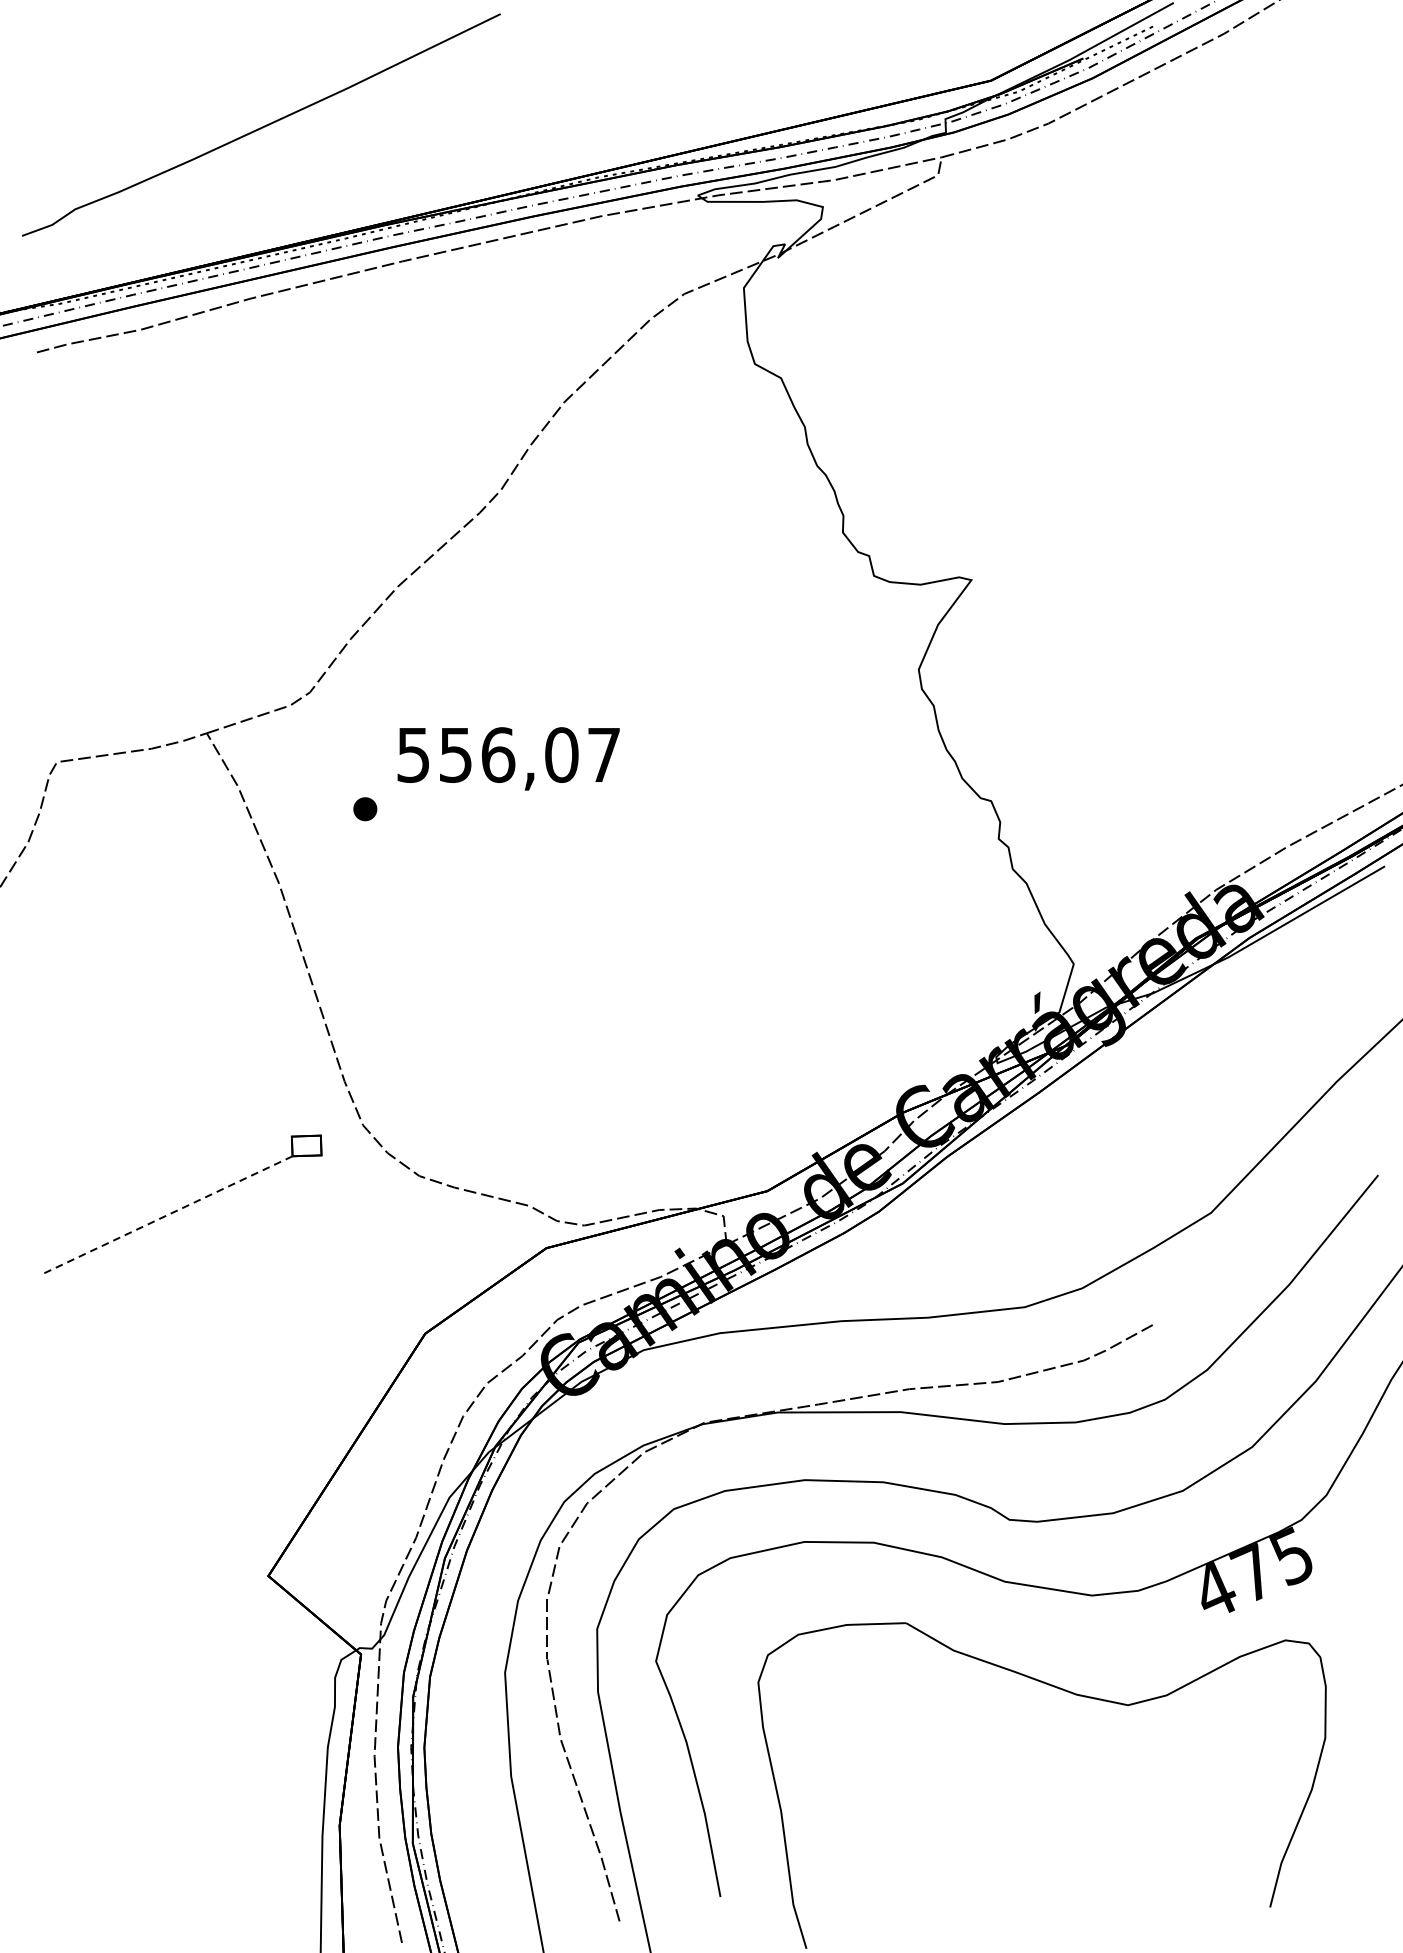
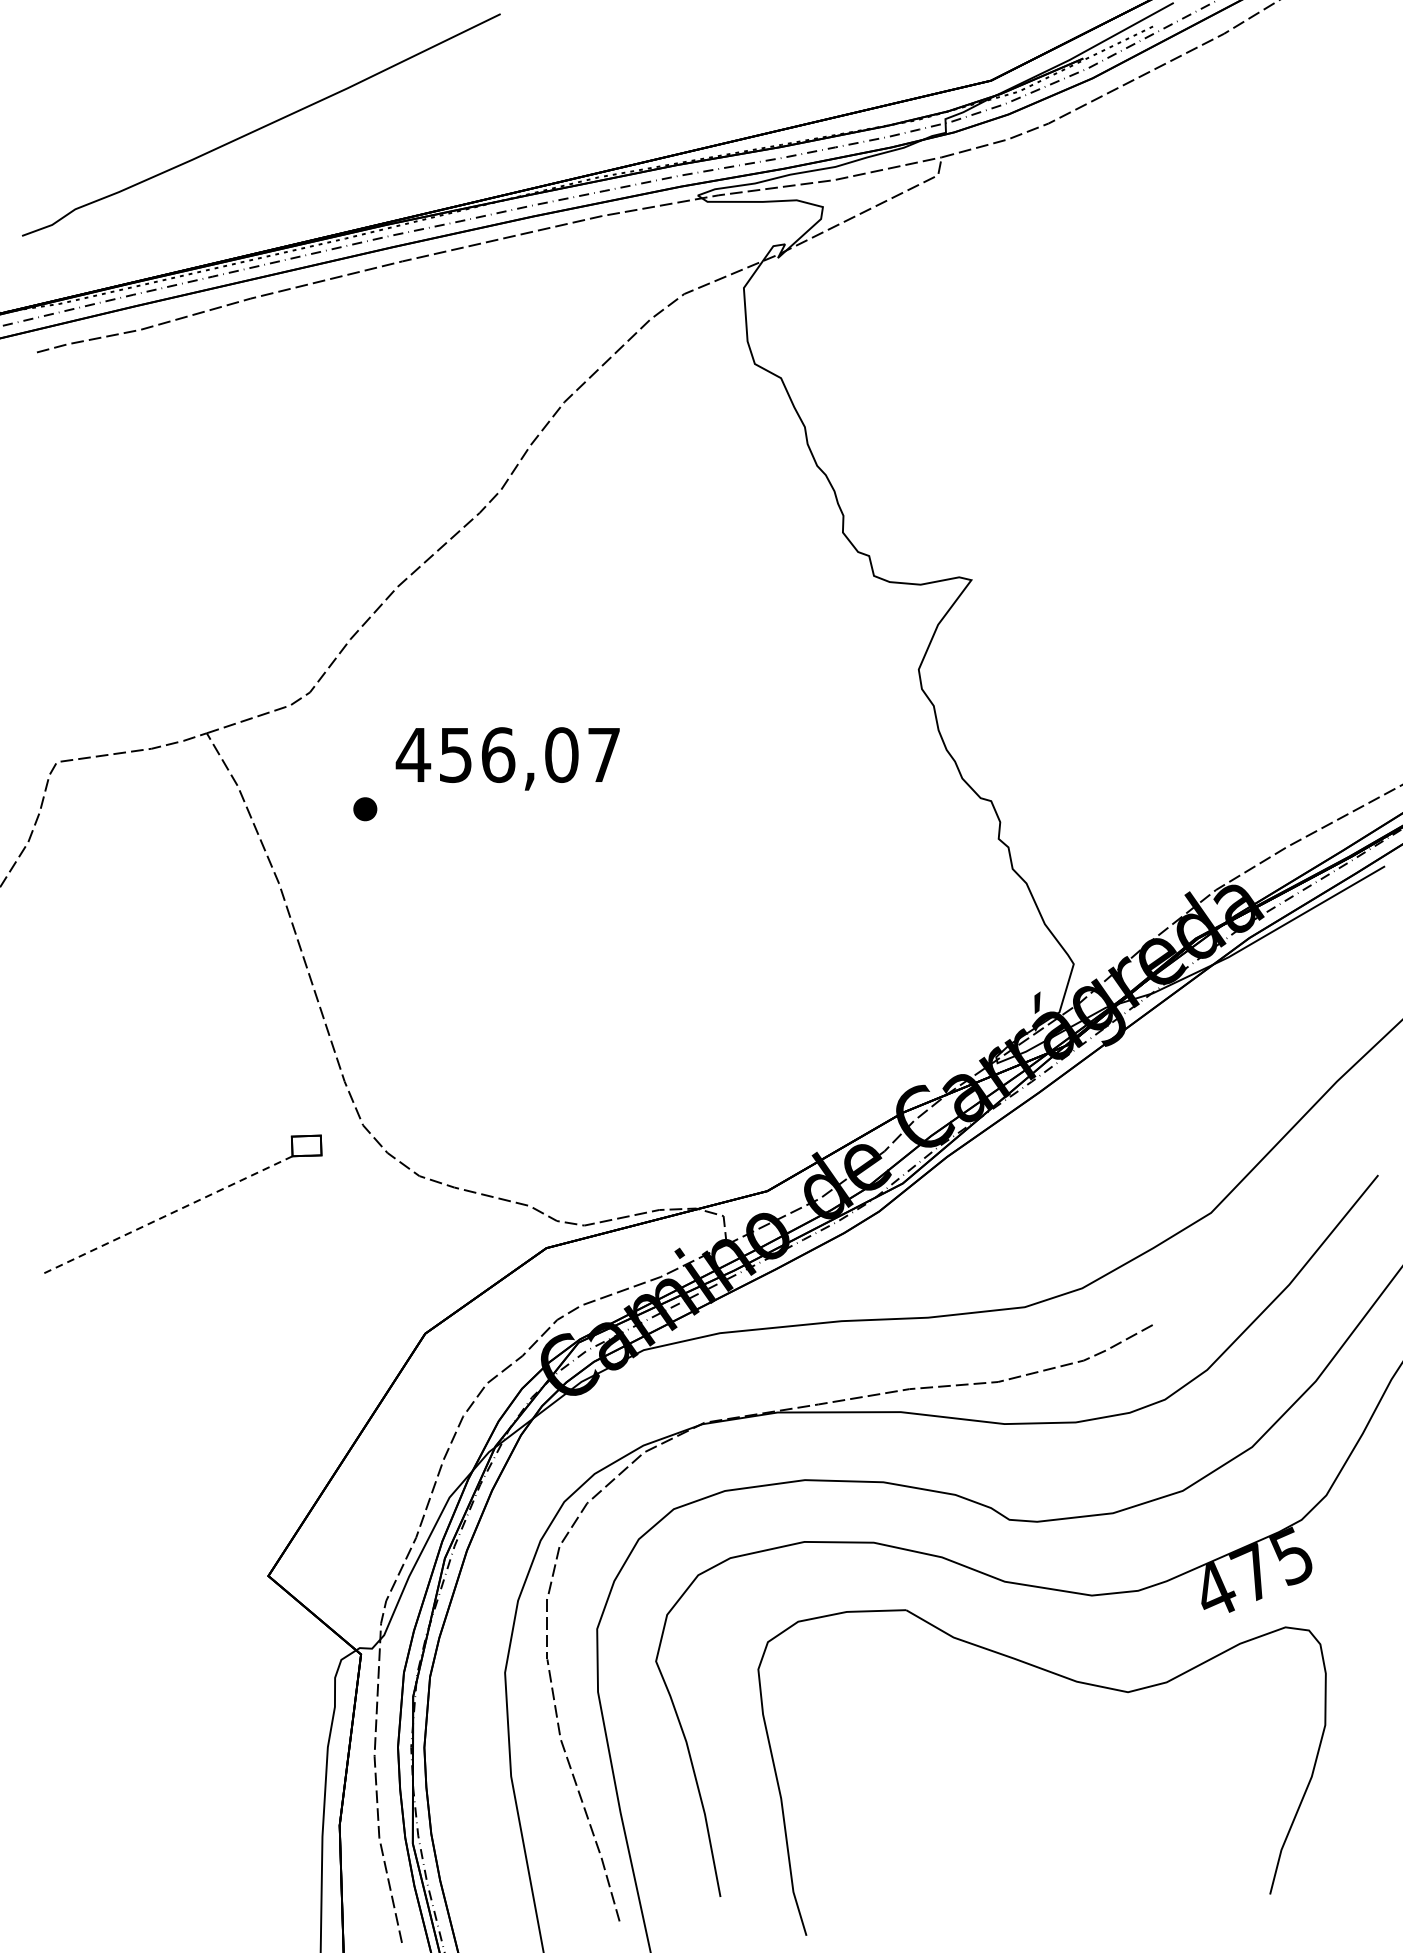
text: 556,07 -> 456,07 (413, 755)
part position: (1072, 1694) -> (1072, 1681) (1072, 1681)
